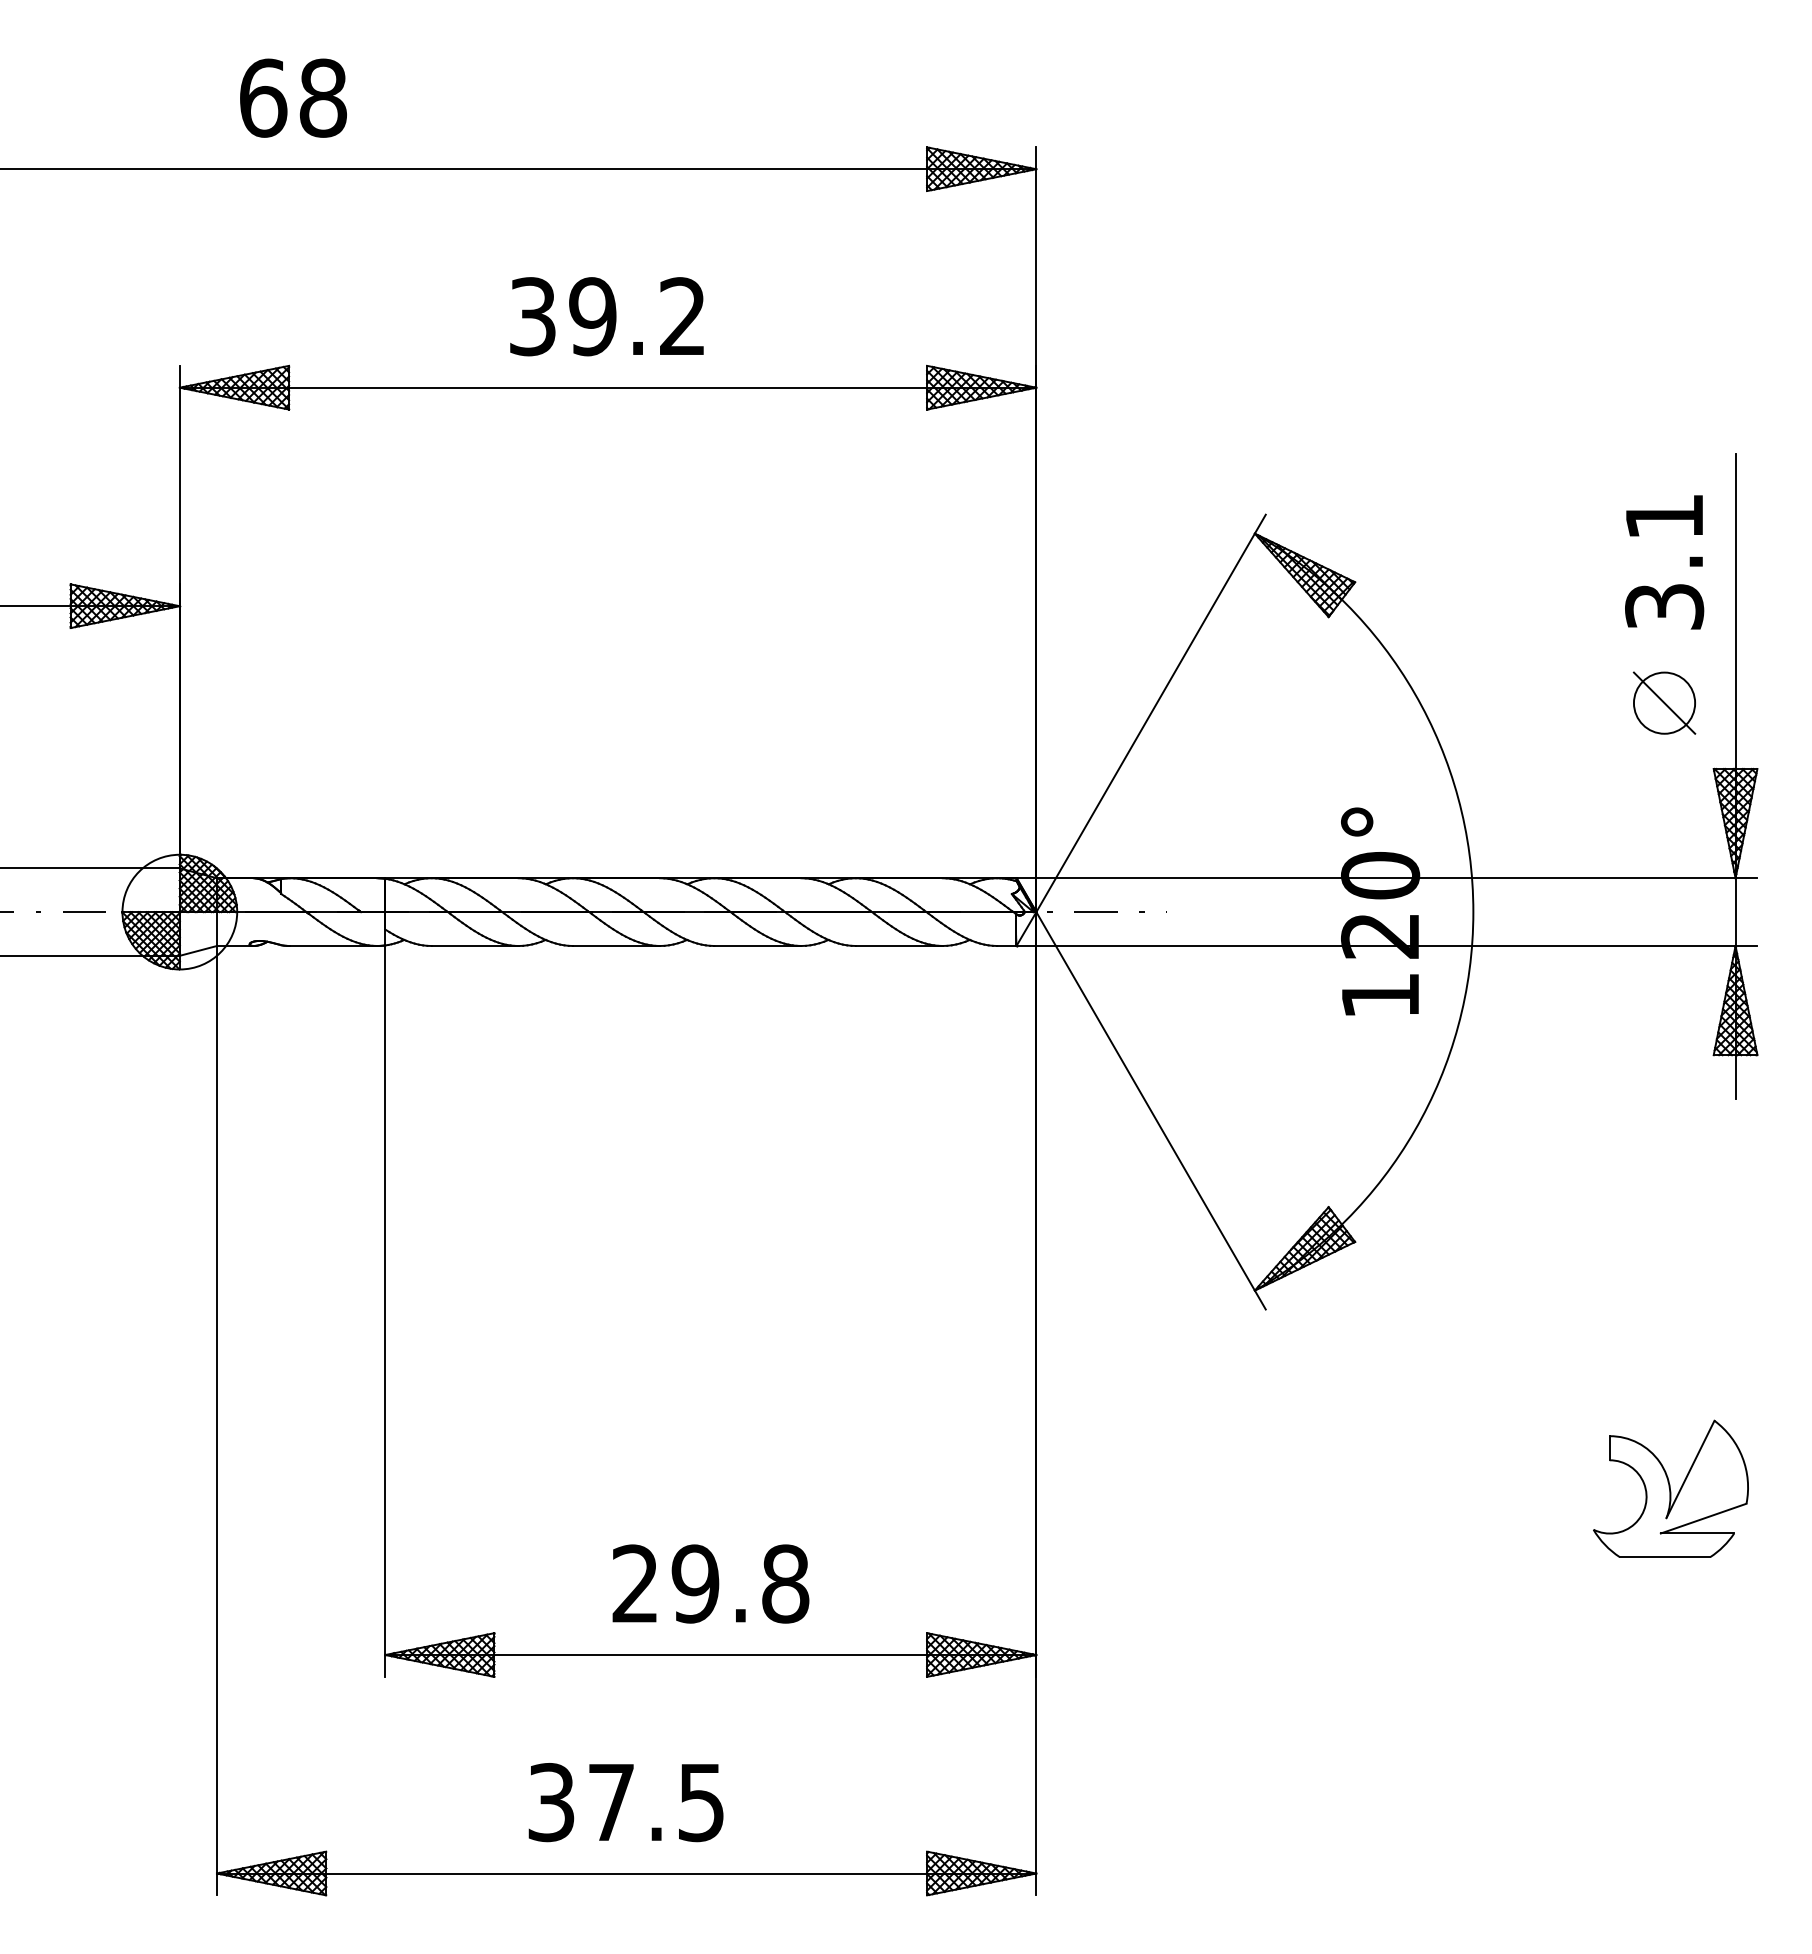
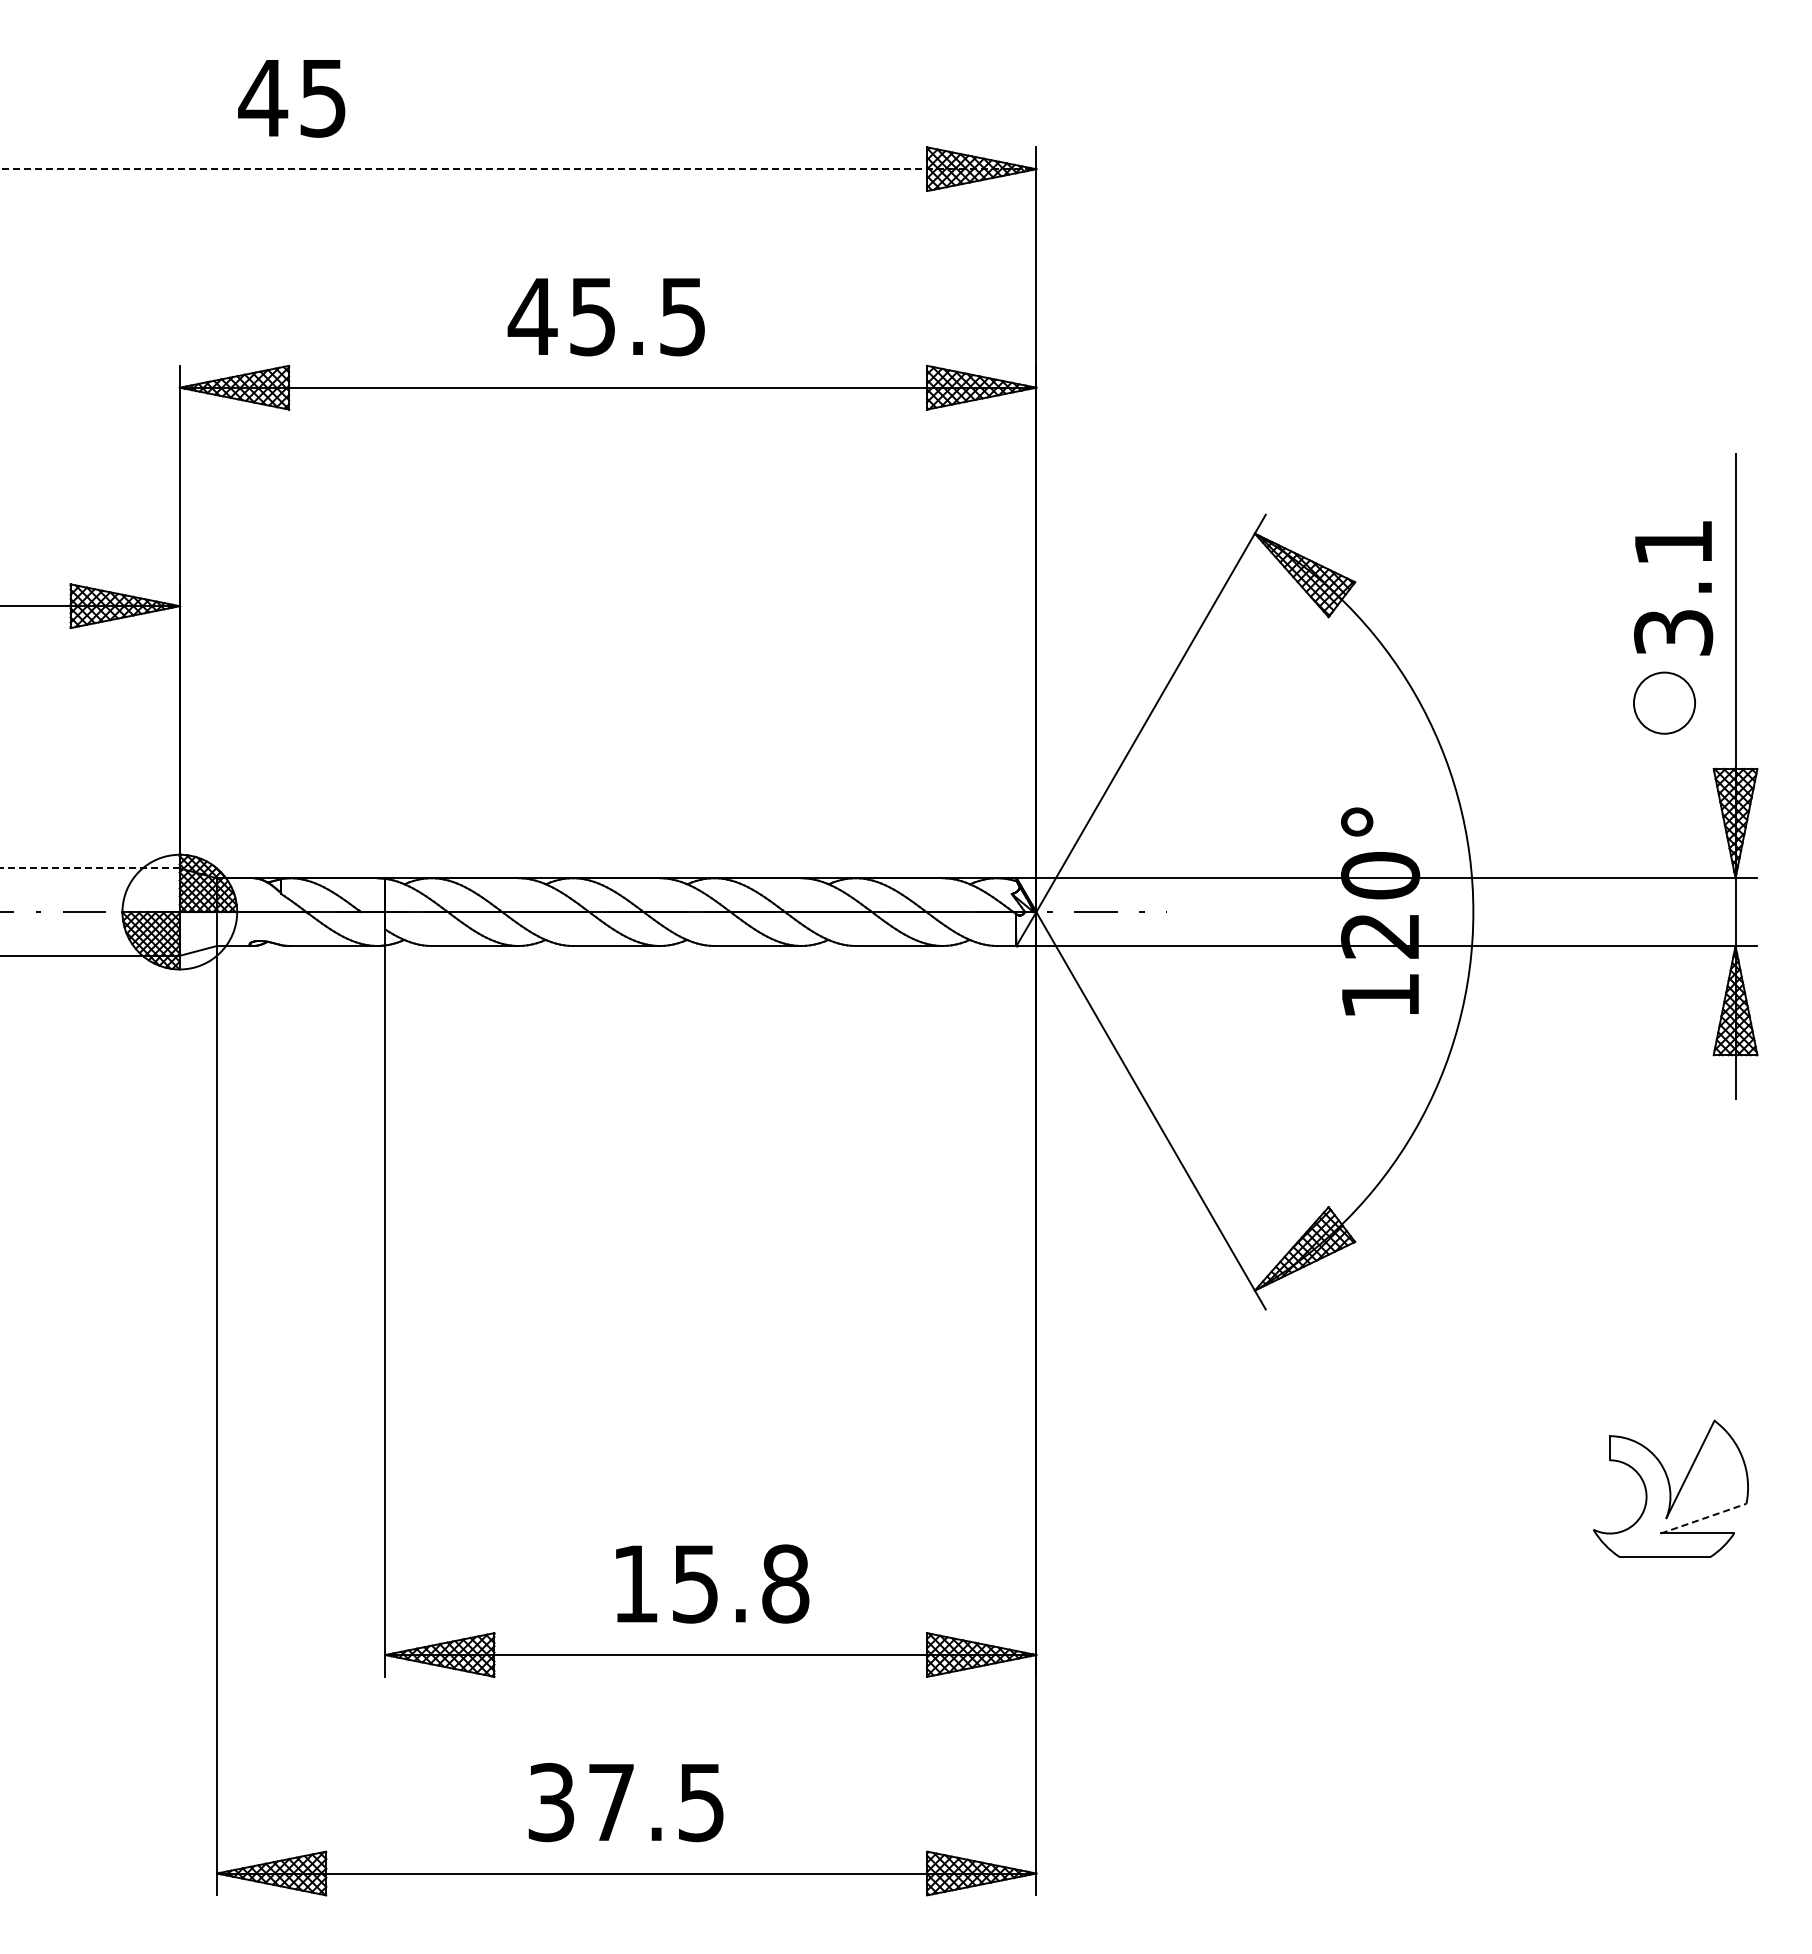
text: 68 -> 45 (292, 97)
line: solid -> dashed (518, 169)
text: 39.2 -> 45.5 (605, 316)
text position: (1664, 562) -> (1673, 588) (1673, 588)
line: present -> none (1664, 702)
line: solid -> dashed (89, 868)
line: solid -> dashed (1704, 1518)
text: 29.8 -> 15.8 (665, 1583)
